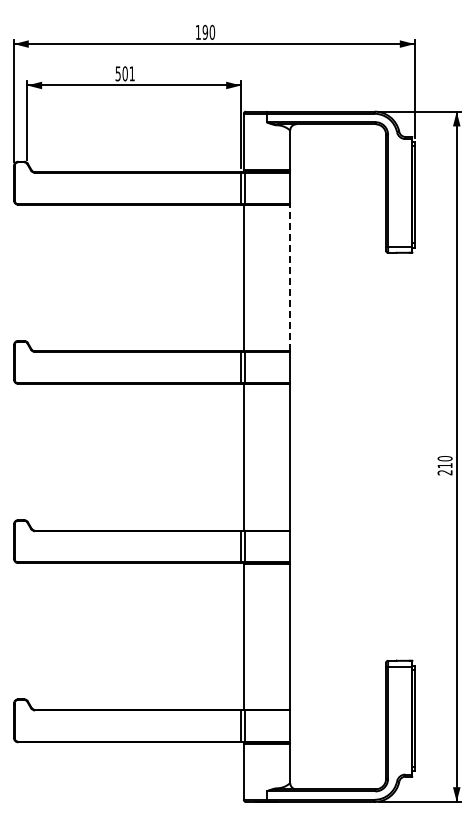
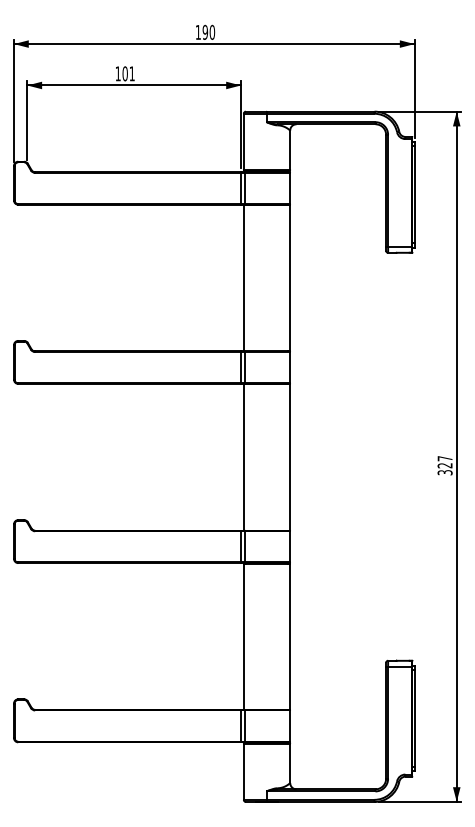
text: 501 -> 101 (117, 73)
line: dashed -> solid (290, 277)
text: 210 -> 327 (444, 465)
